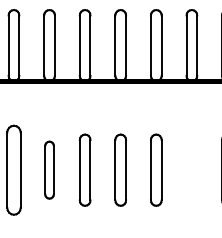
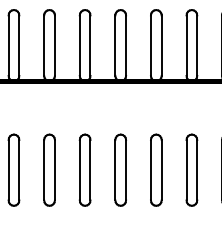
part size: 16x92 px -> 14x74 px (13, 169)
part size: 11x60 px -> 13x74 px (49, 169)
part: none -> present (191, 169)
